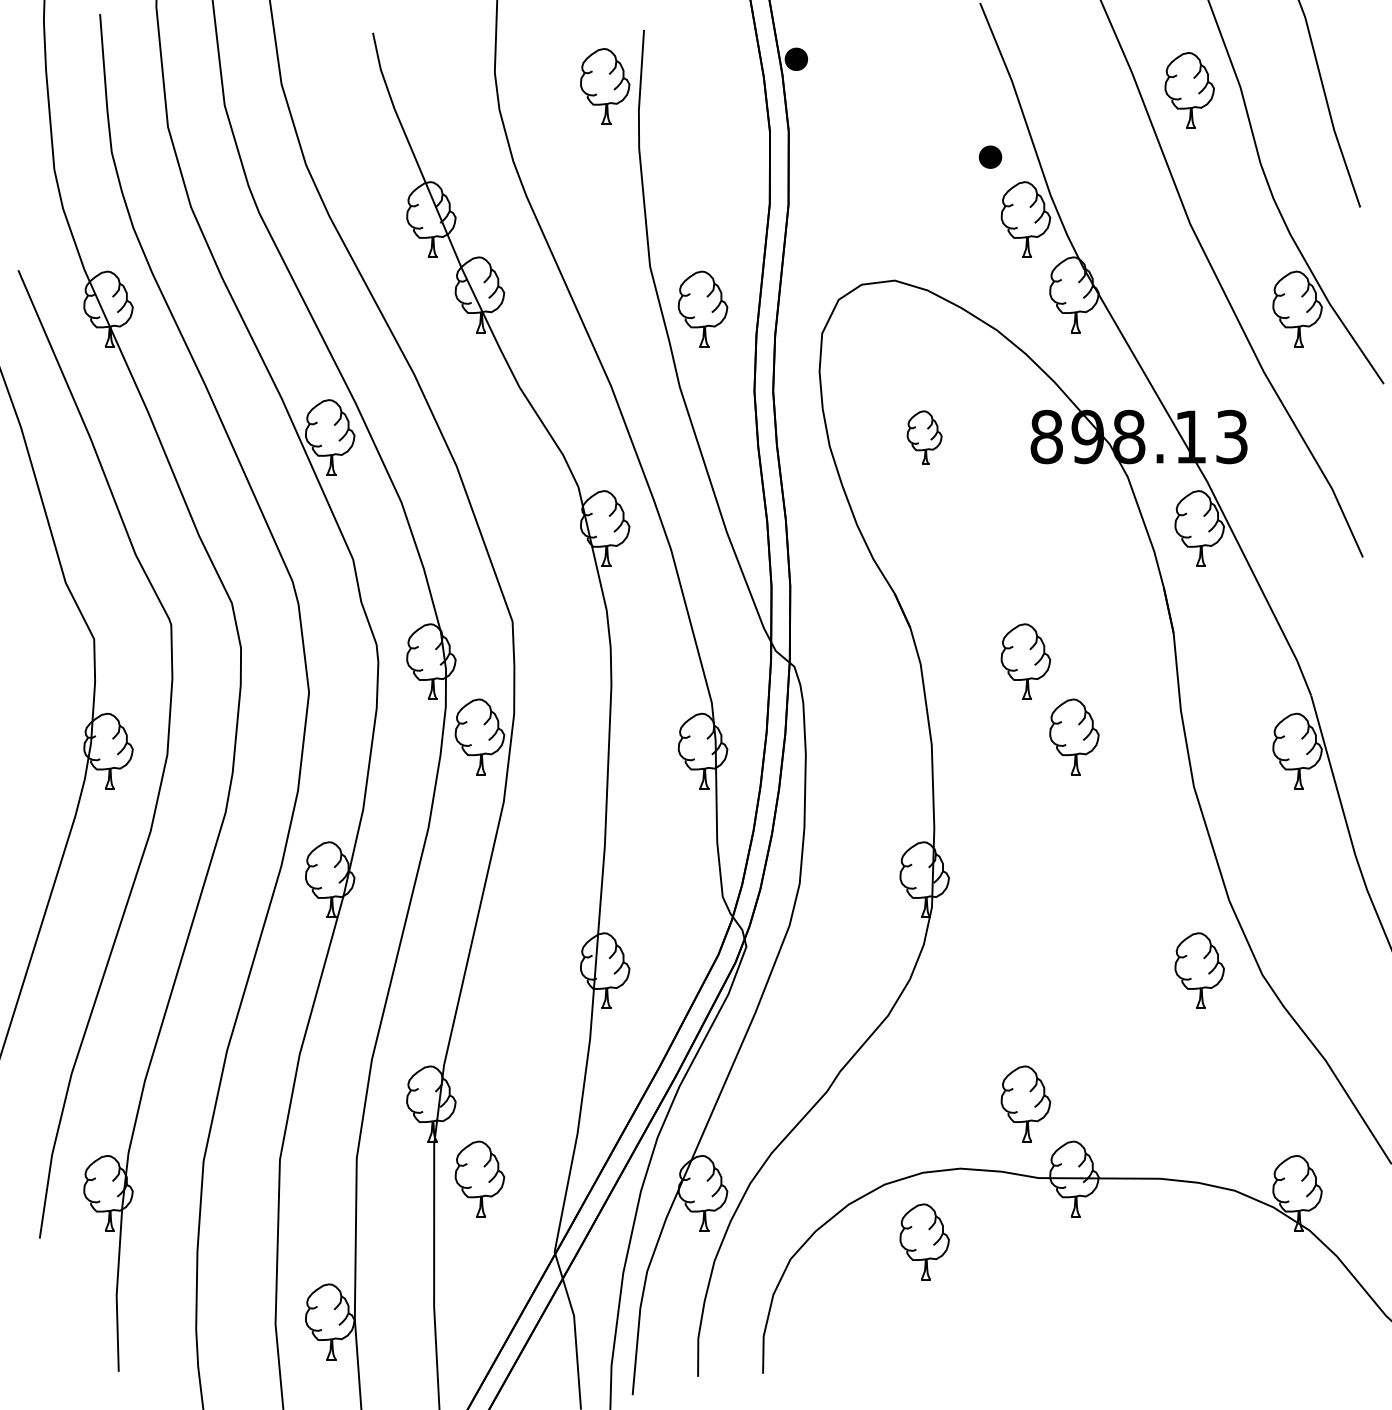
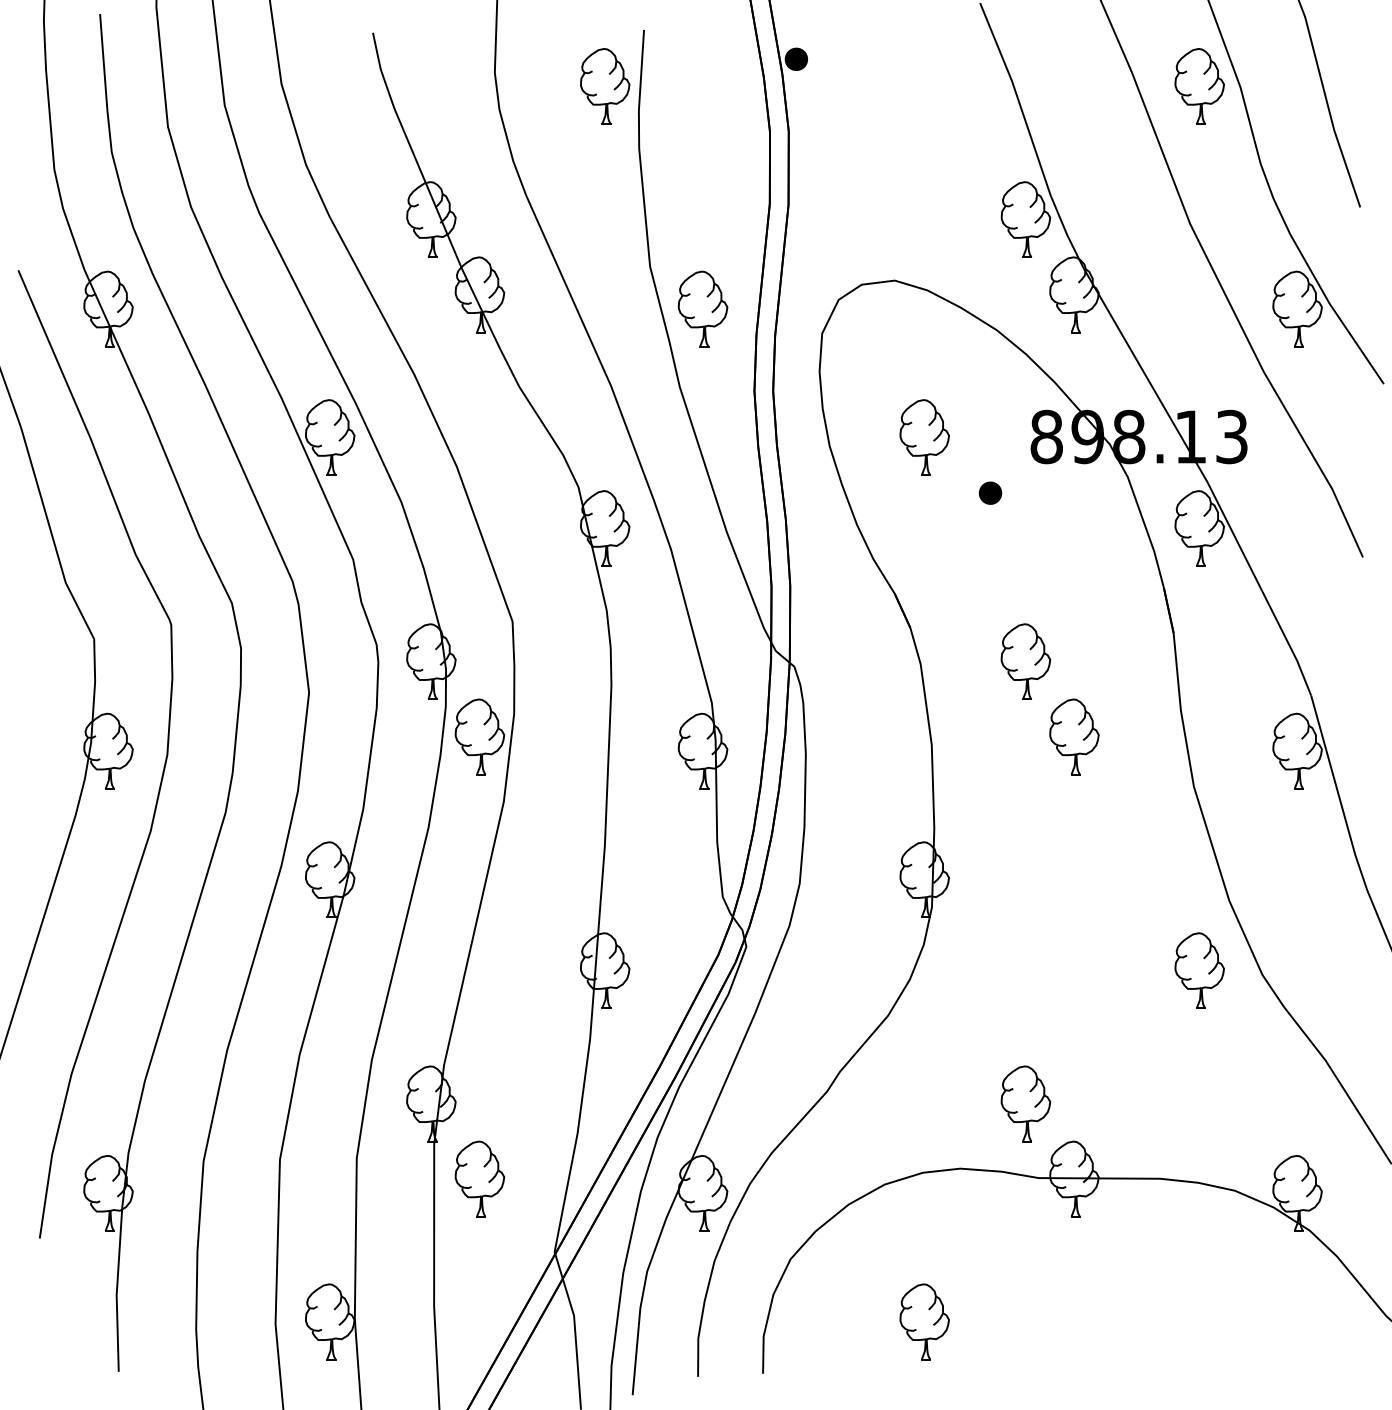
part position: (1189, 90) -> (1199, 86) (1199, 86)
part position: (990, 156) -> (990, 492) (990, 492)
part size: 37x55 px -> 51x77 px (924, 437)
part position: (924, 1241) -> (924, 1321) (924, 1321)
